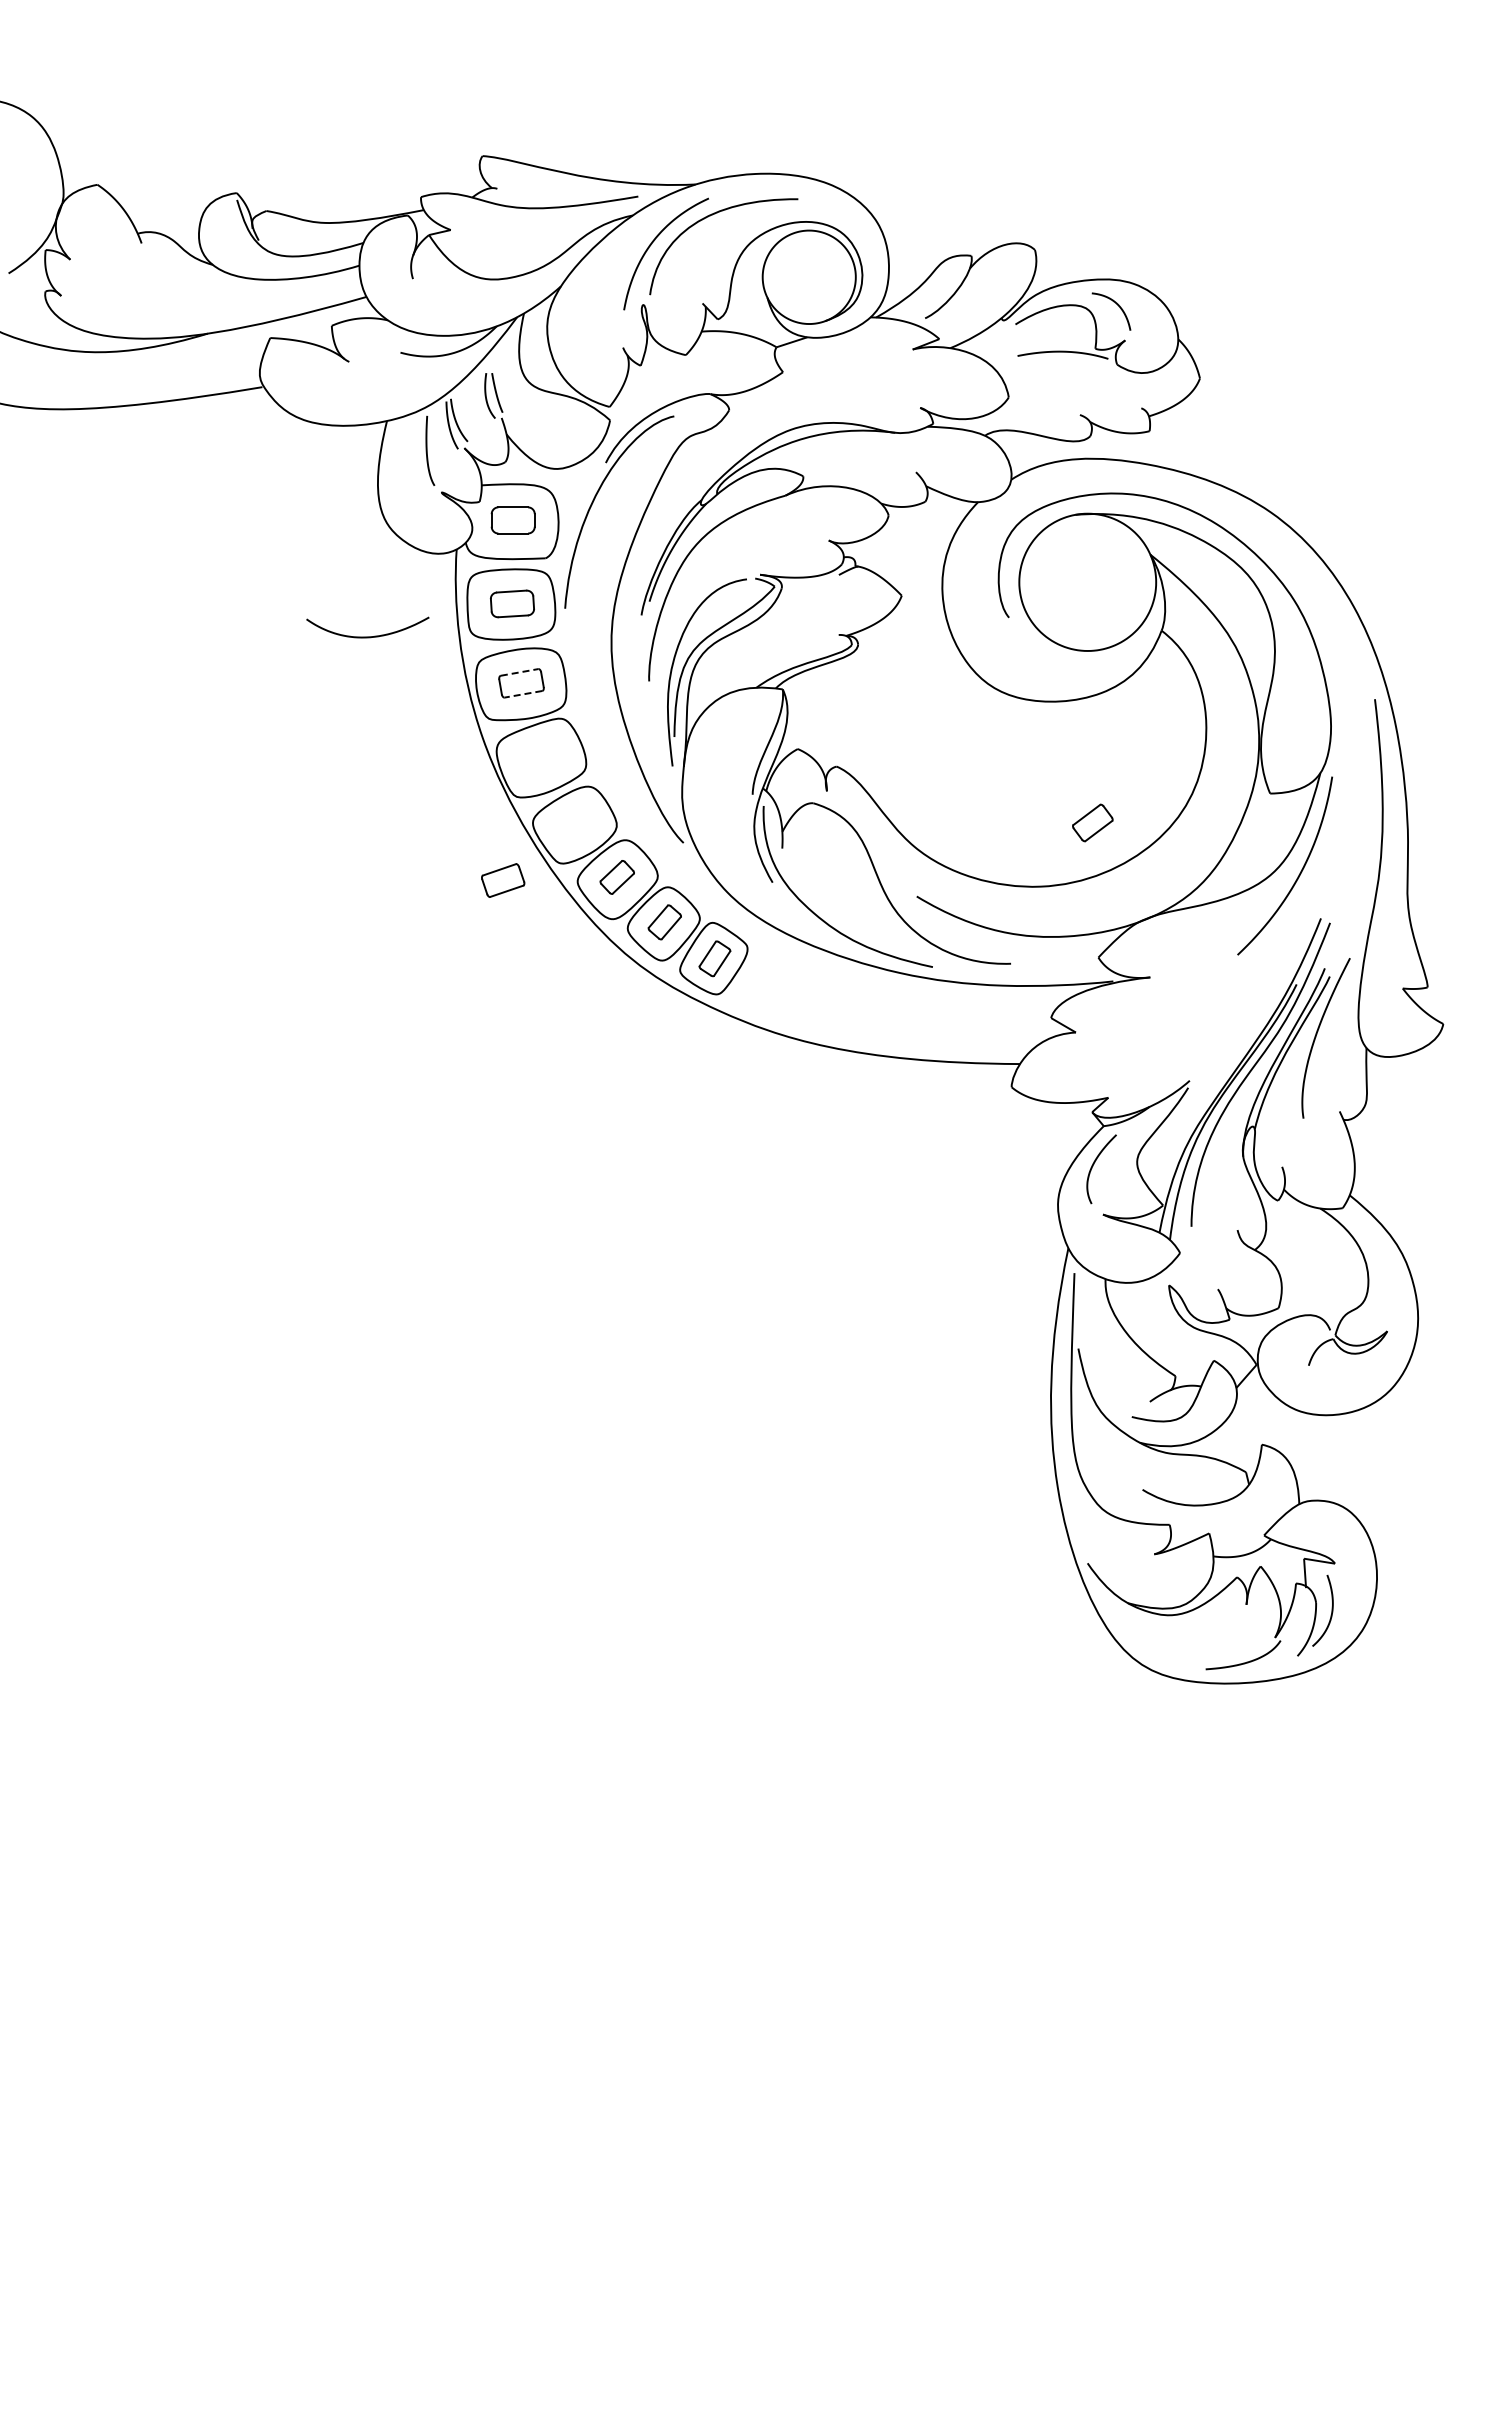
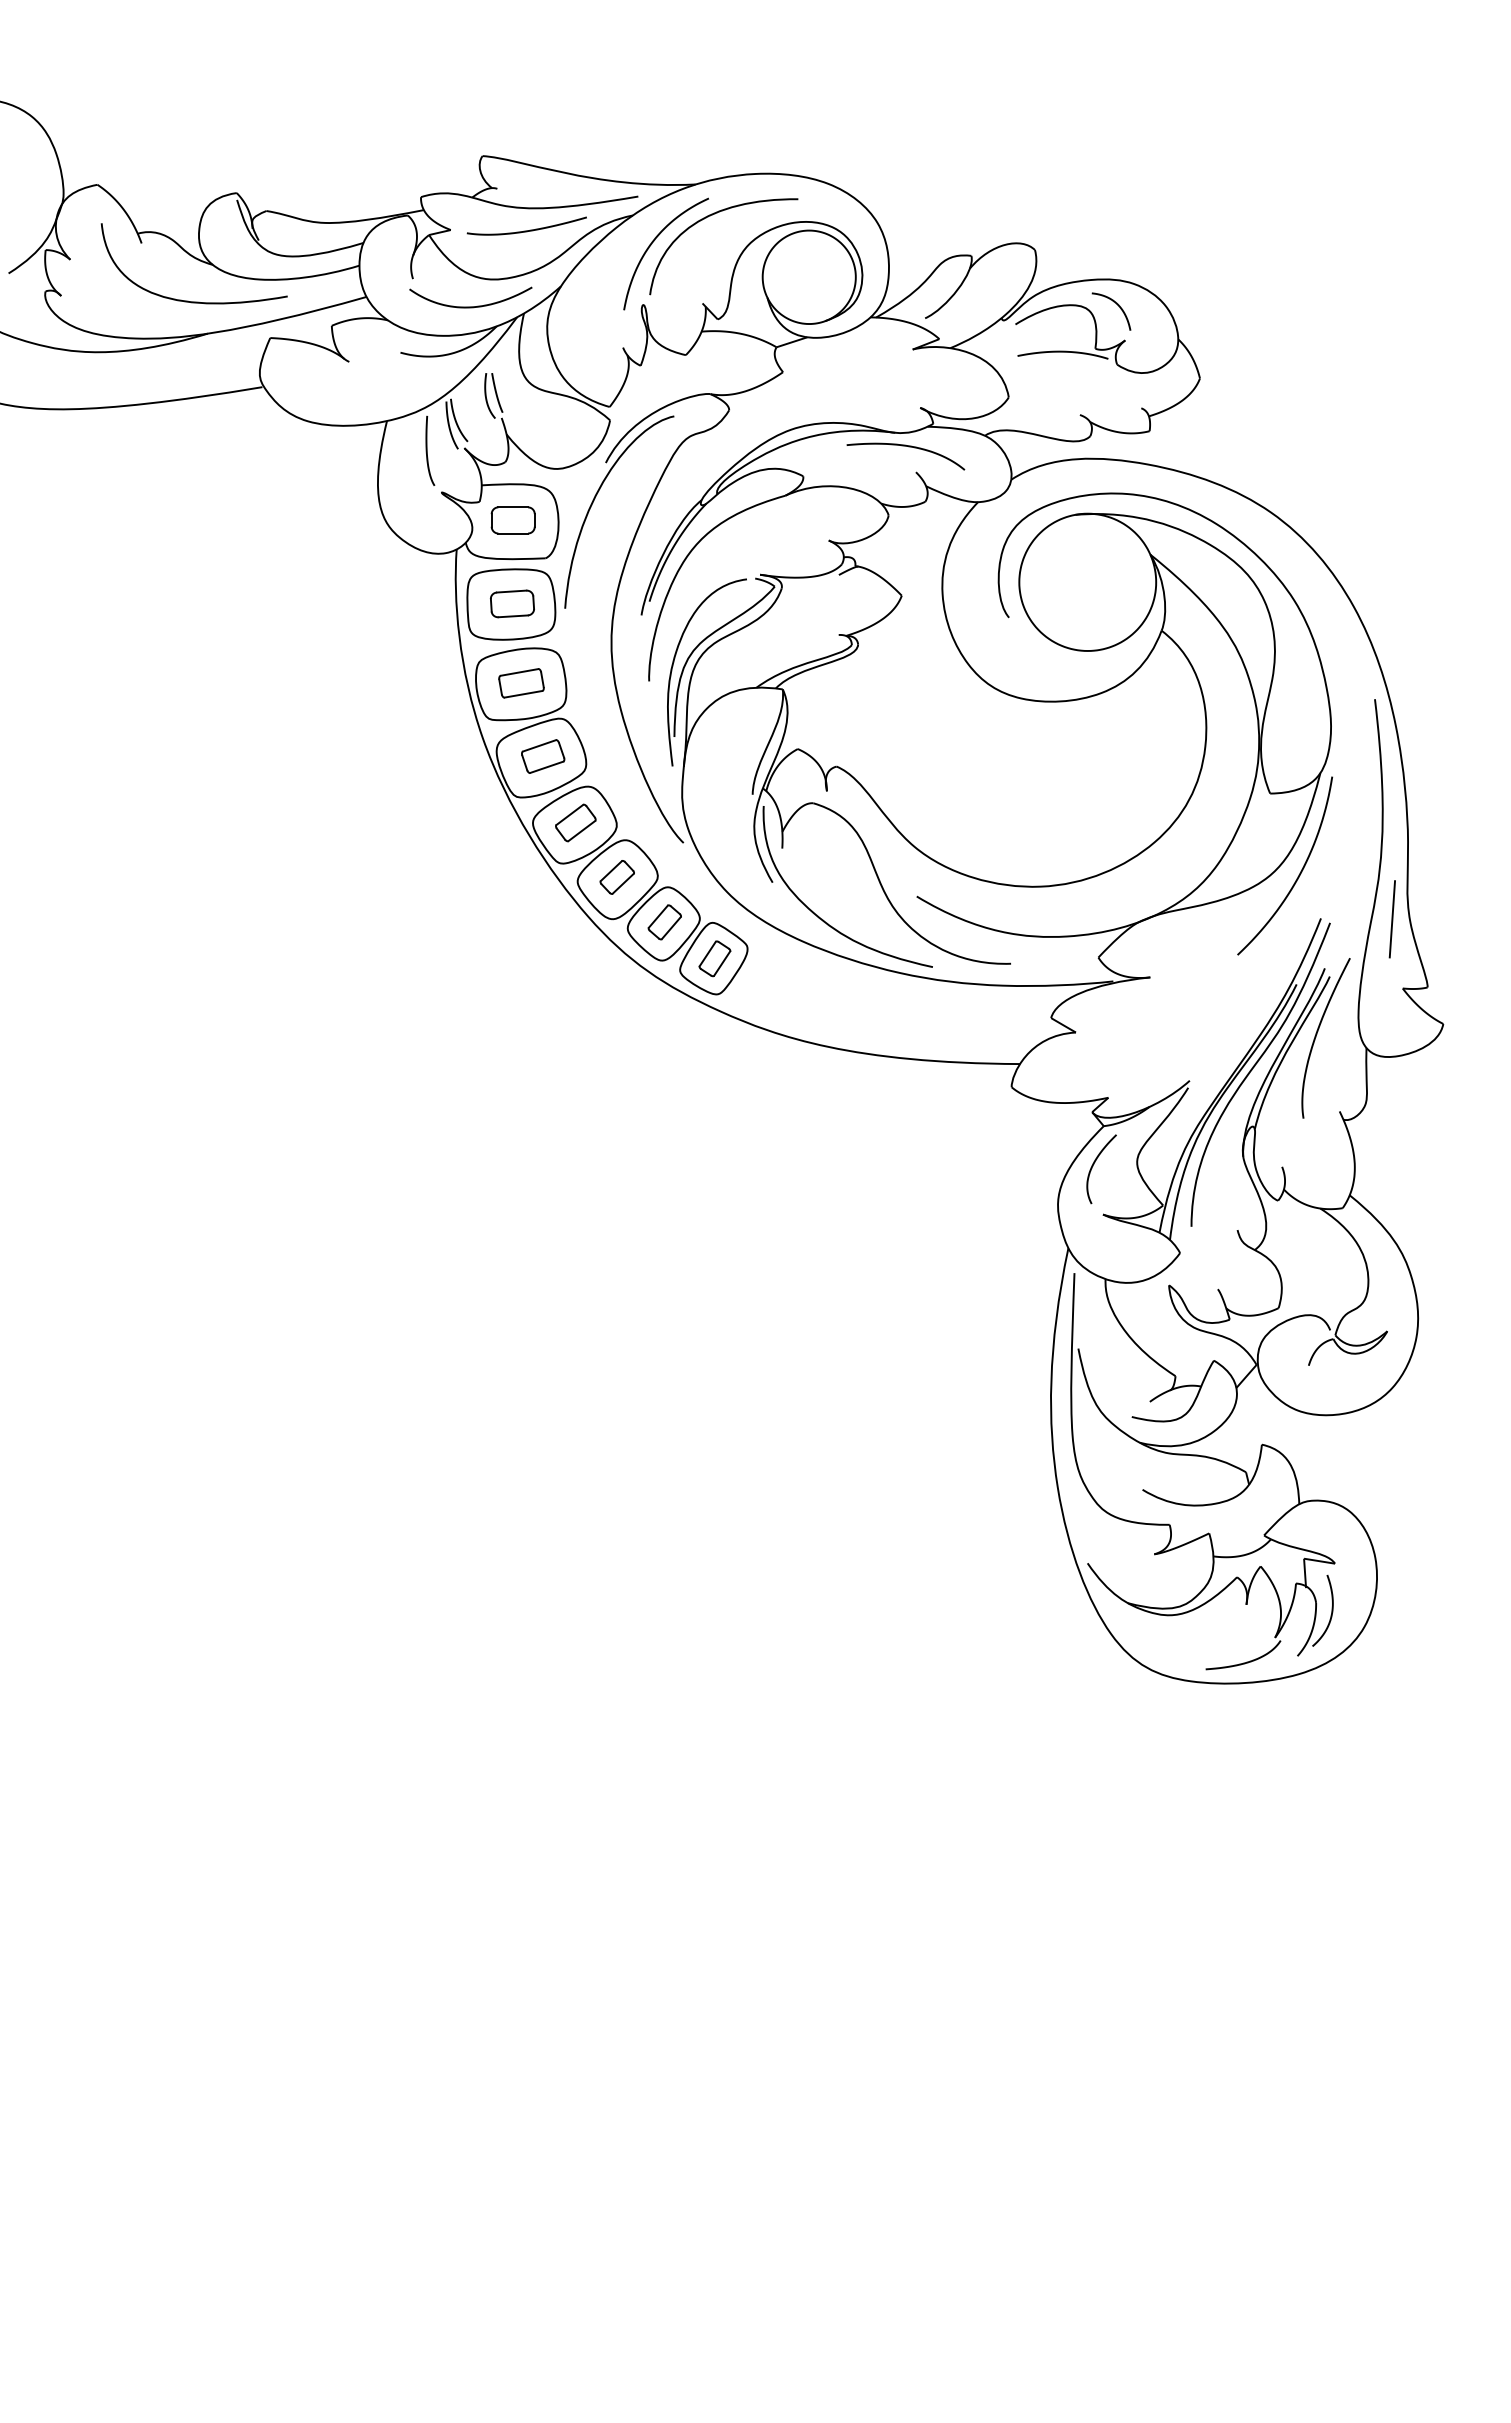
curve: none -> present (526, 230)
curve: none -> present (188, 300)
curve: none -> present (908, 447)
curve position: (367, 636) -> (470, 306) (470, 306)
line: dashed -> solid (520, 672)
line: dashed -> solid (522, 694)
part position: (1092, 822) -> (575, 822) (575, 822)
part position: (503, 880) -> (543, 756) (543, 756)
line: none -> present (1391, 919)
